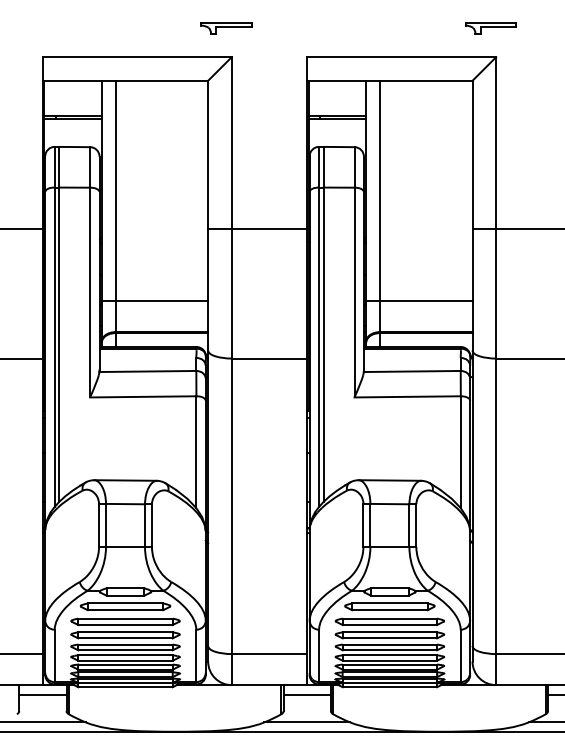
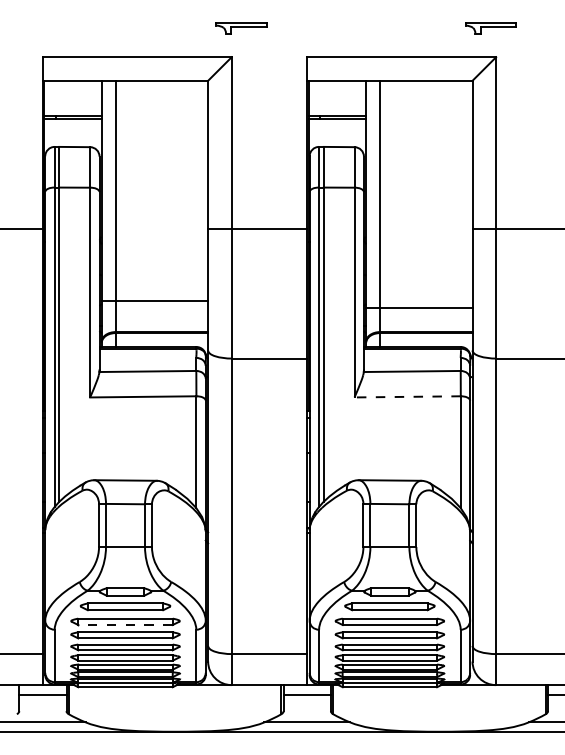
part position: (226, 28) -> (241, 28) (241, 28)
line position: (419, 300) -> (419, 307) (419, 307)
line: present -> none (22, 358)
line: solid -> dashed (407, 396)
line: solid -> dashed (125, 625)
